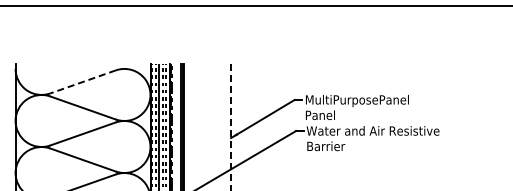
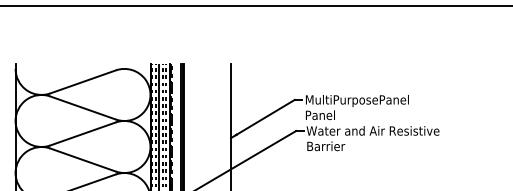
line: dashed -> solid (83, 81)
line: dashed -> solid (231, 127)
